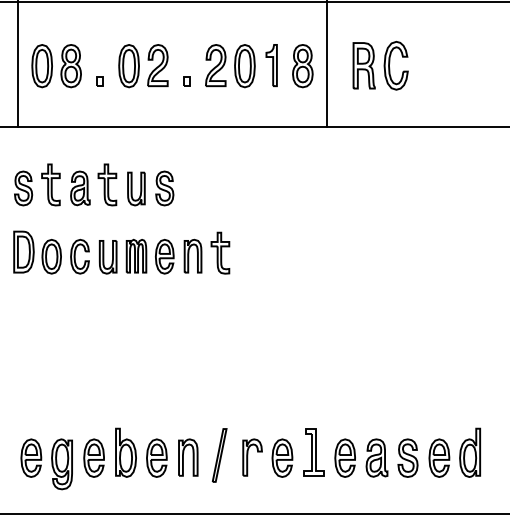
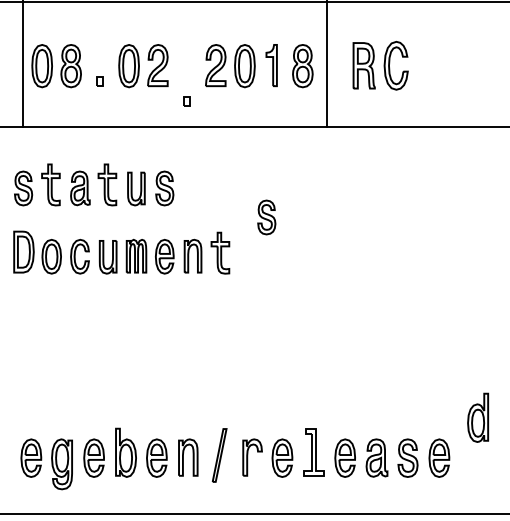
line position: (17, 64) -> (22, 64) (22, 64)
part position: (186, 81) -> (186, 101) (186, 101)
part: none -> present (266, 217)
part position: (469, 452) -> (477, 417) (477, 417)
